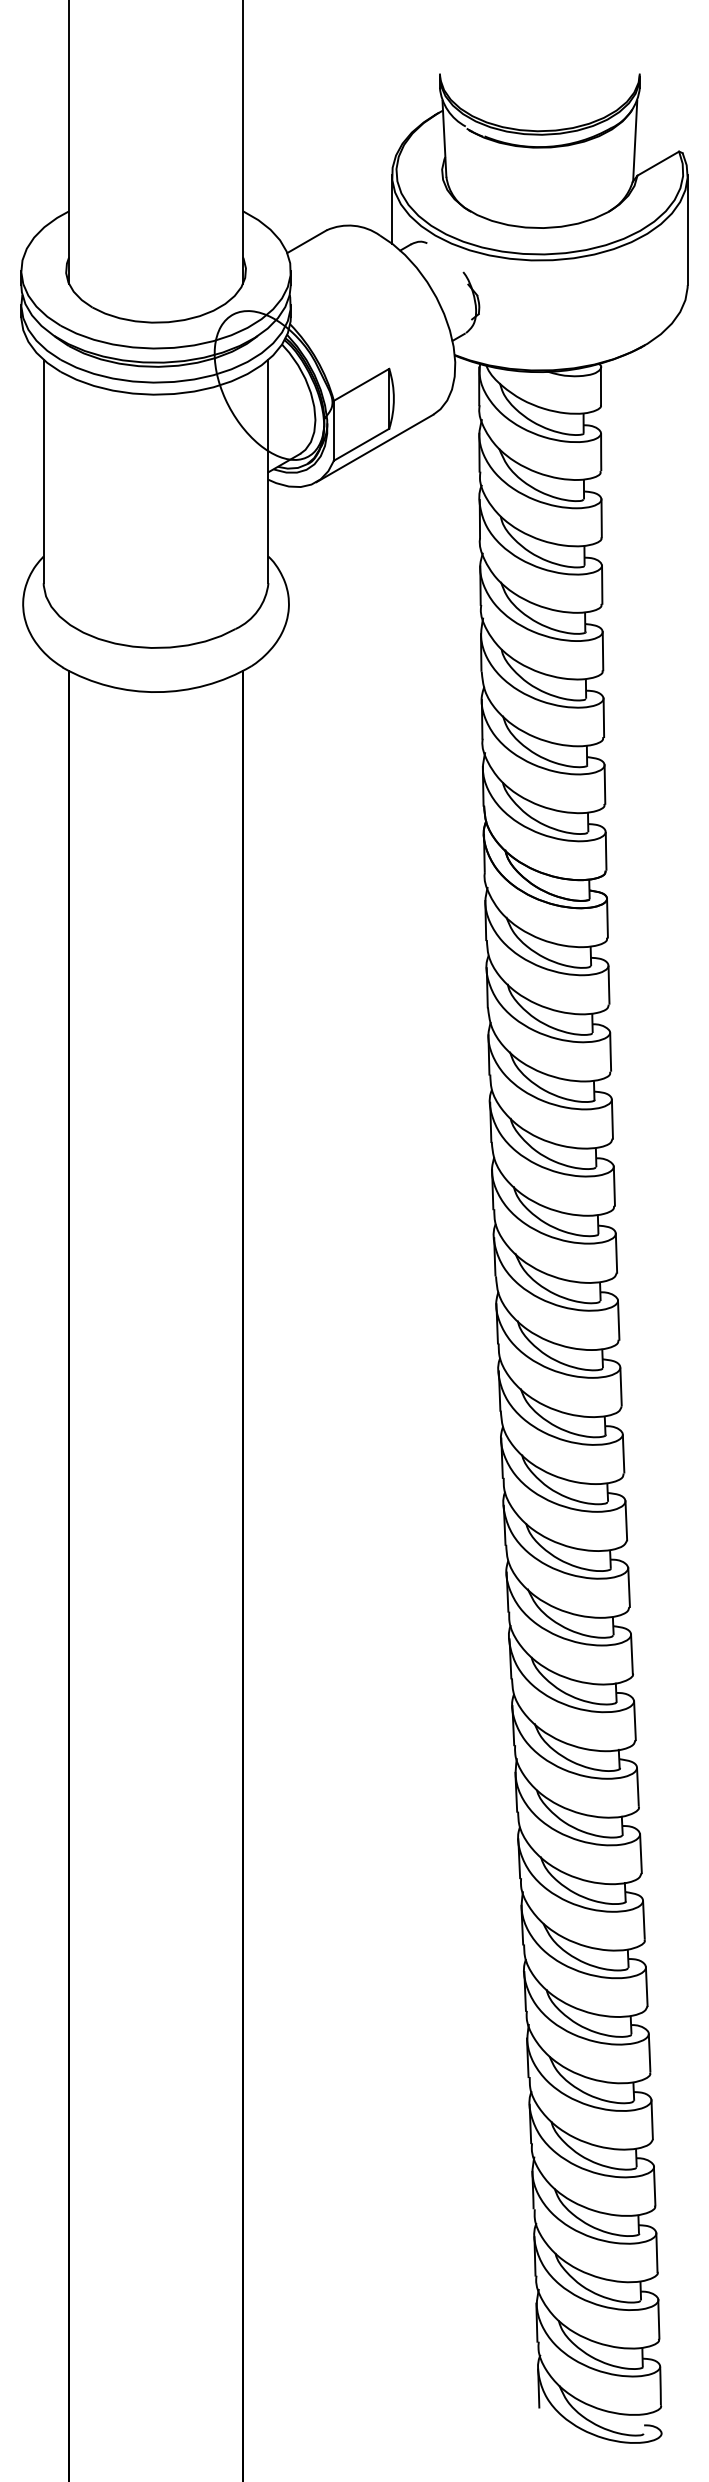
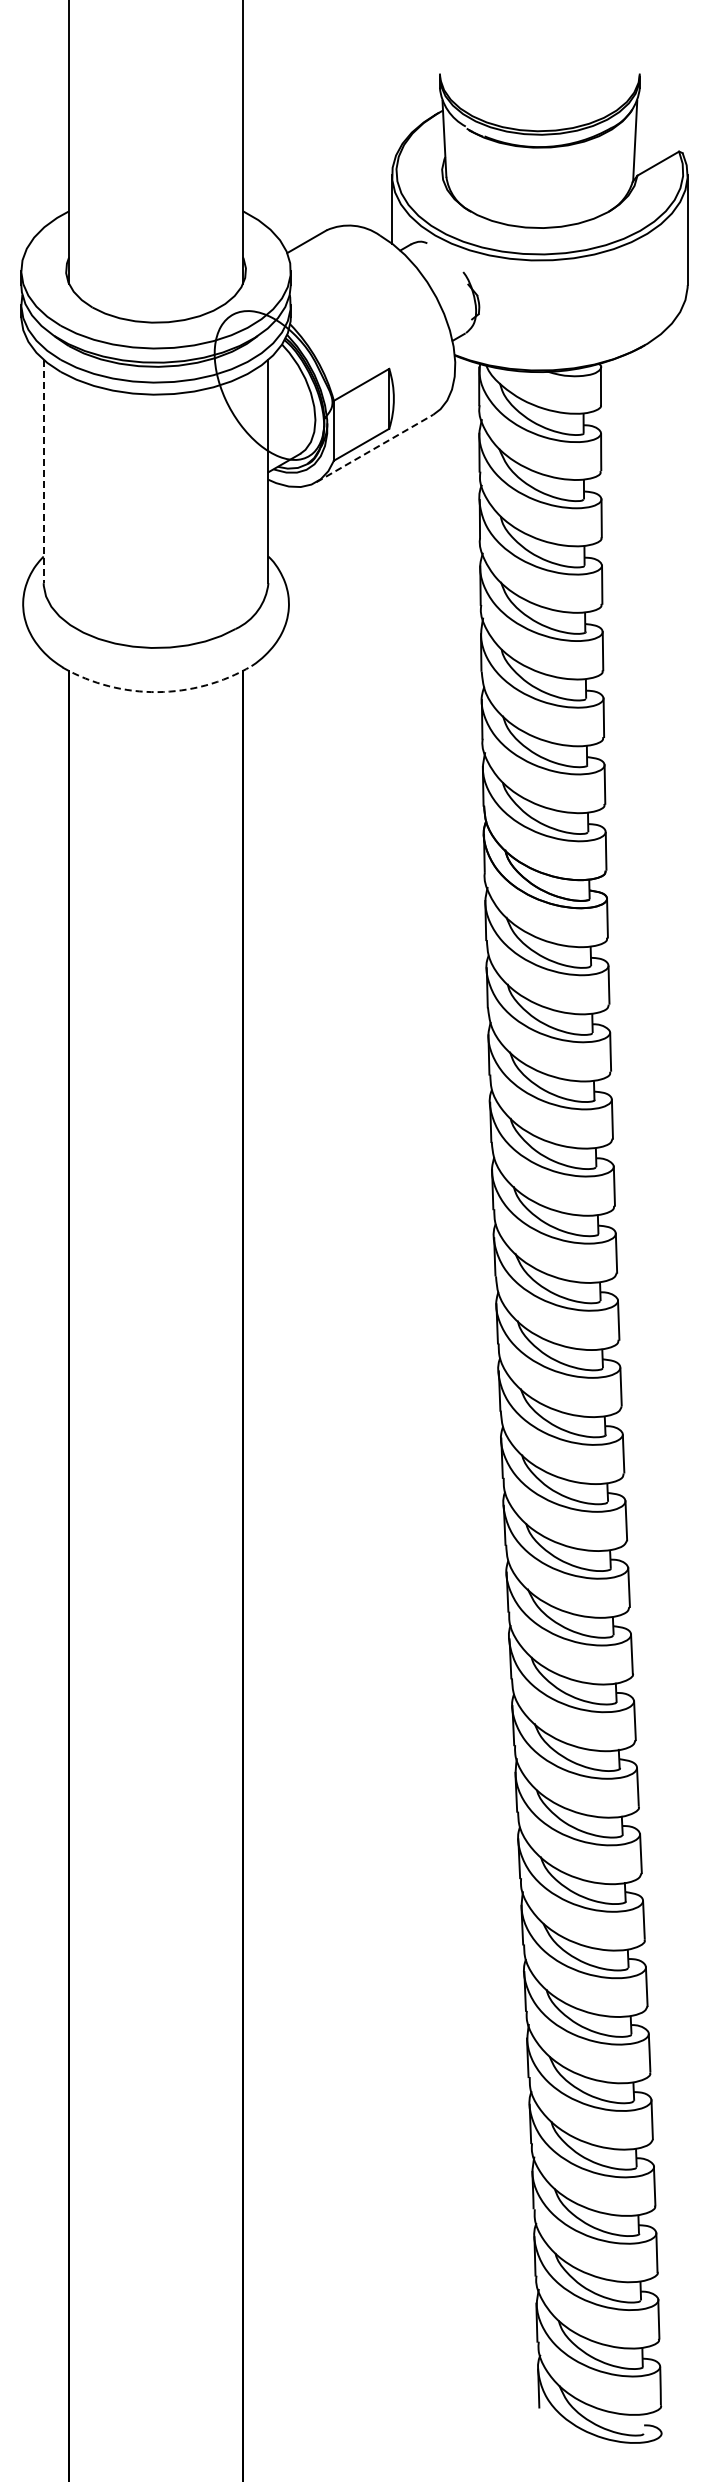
line: solid -> dashed (375, 448)
line: solid -> dashed (43, 471)
arc: solid -> dashed (157, 692)
